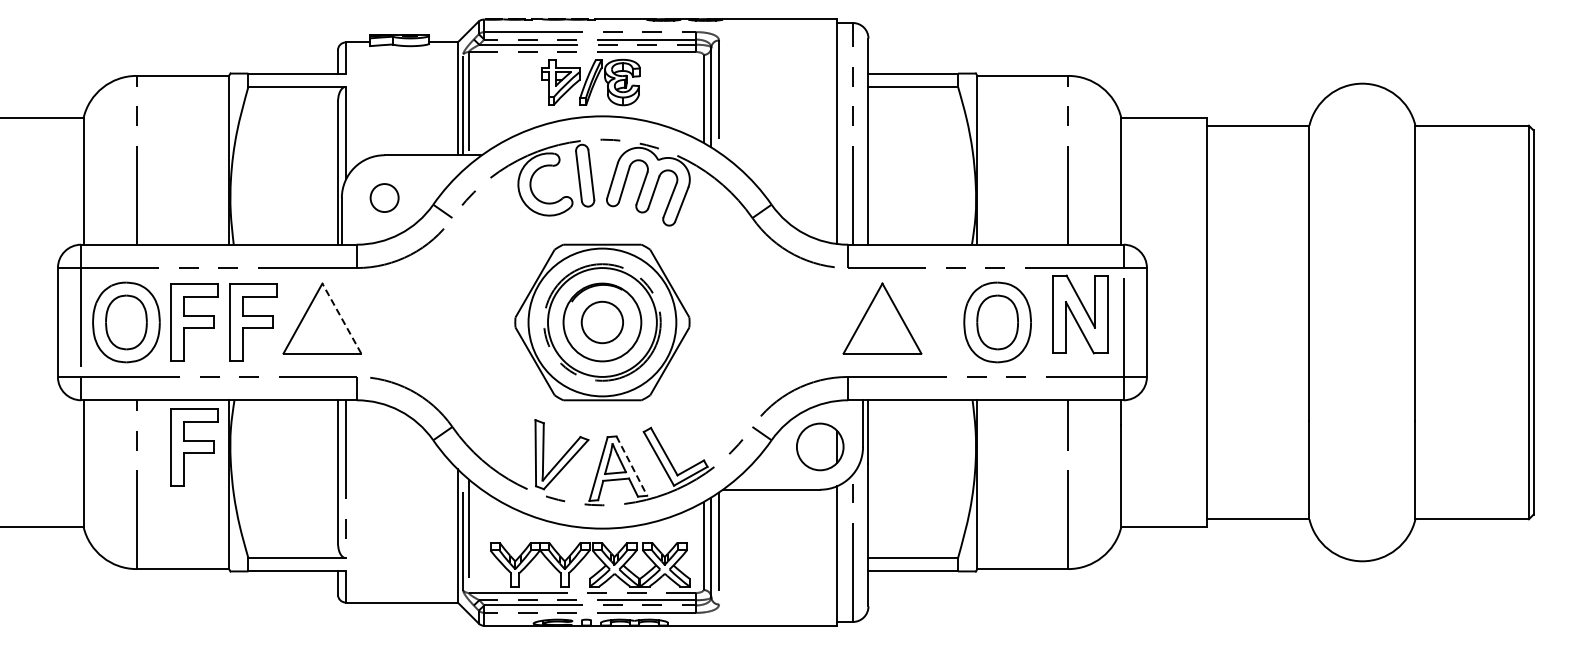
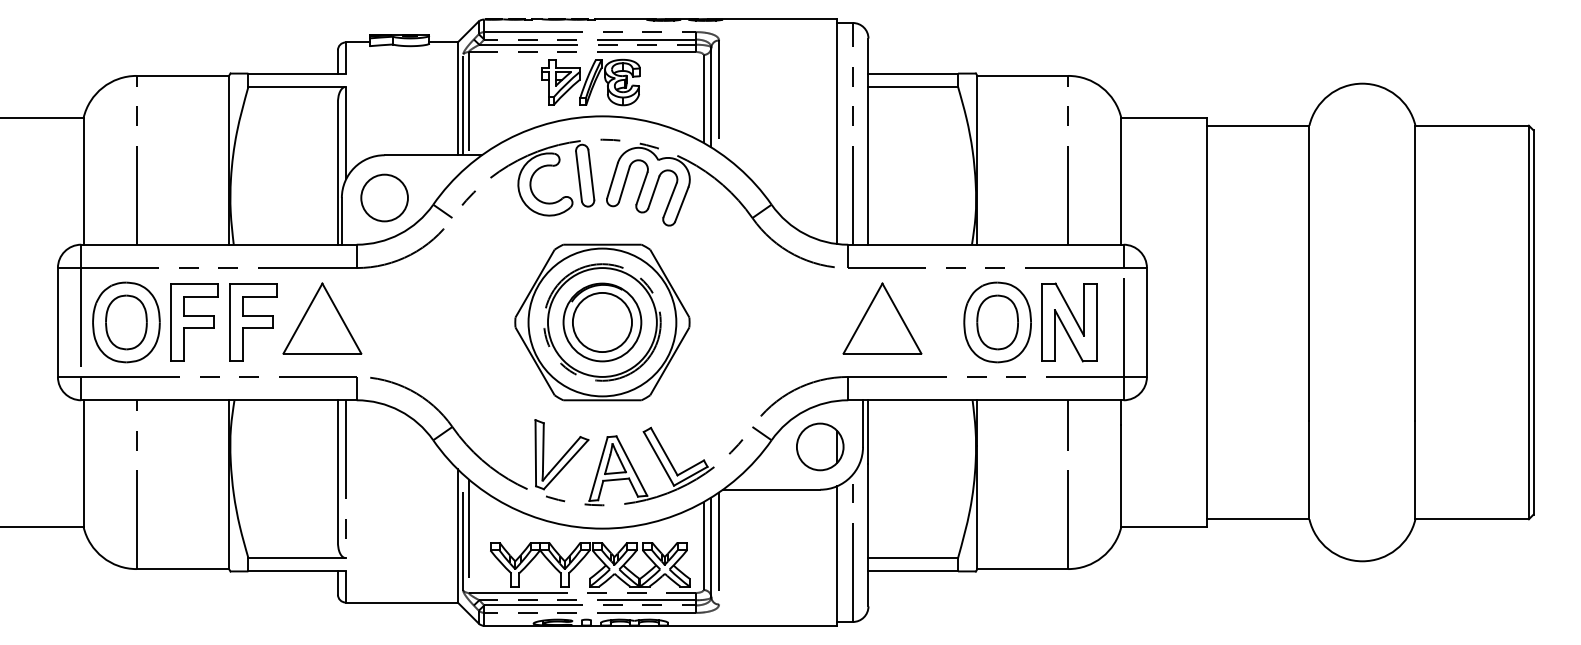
circle diameter: 28 px -> 47 px (384, 197)
part position: (1080, 314) -> (1069, 322) (1069, 322)
line: dashed -> solid (341, 318)
circle diameter: 41 px -> 59 px (602, 322)
part: present -> none (194, 447)
line: dashed -> solid (632, 466)
